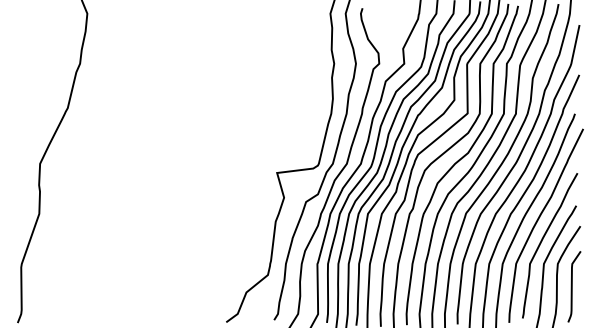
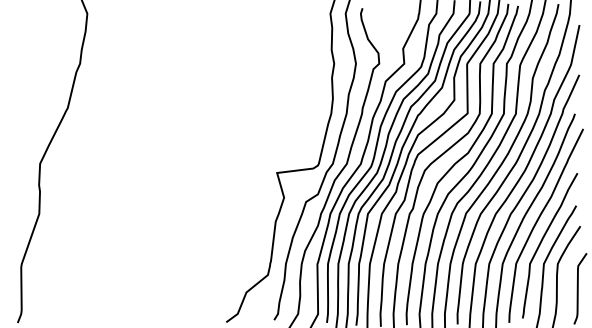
curve position: (572, 286) -> (578, 288) (578, 288)
